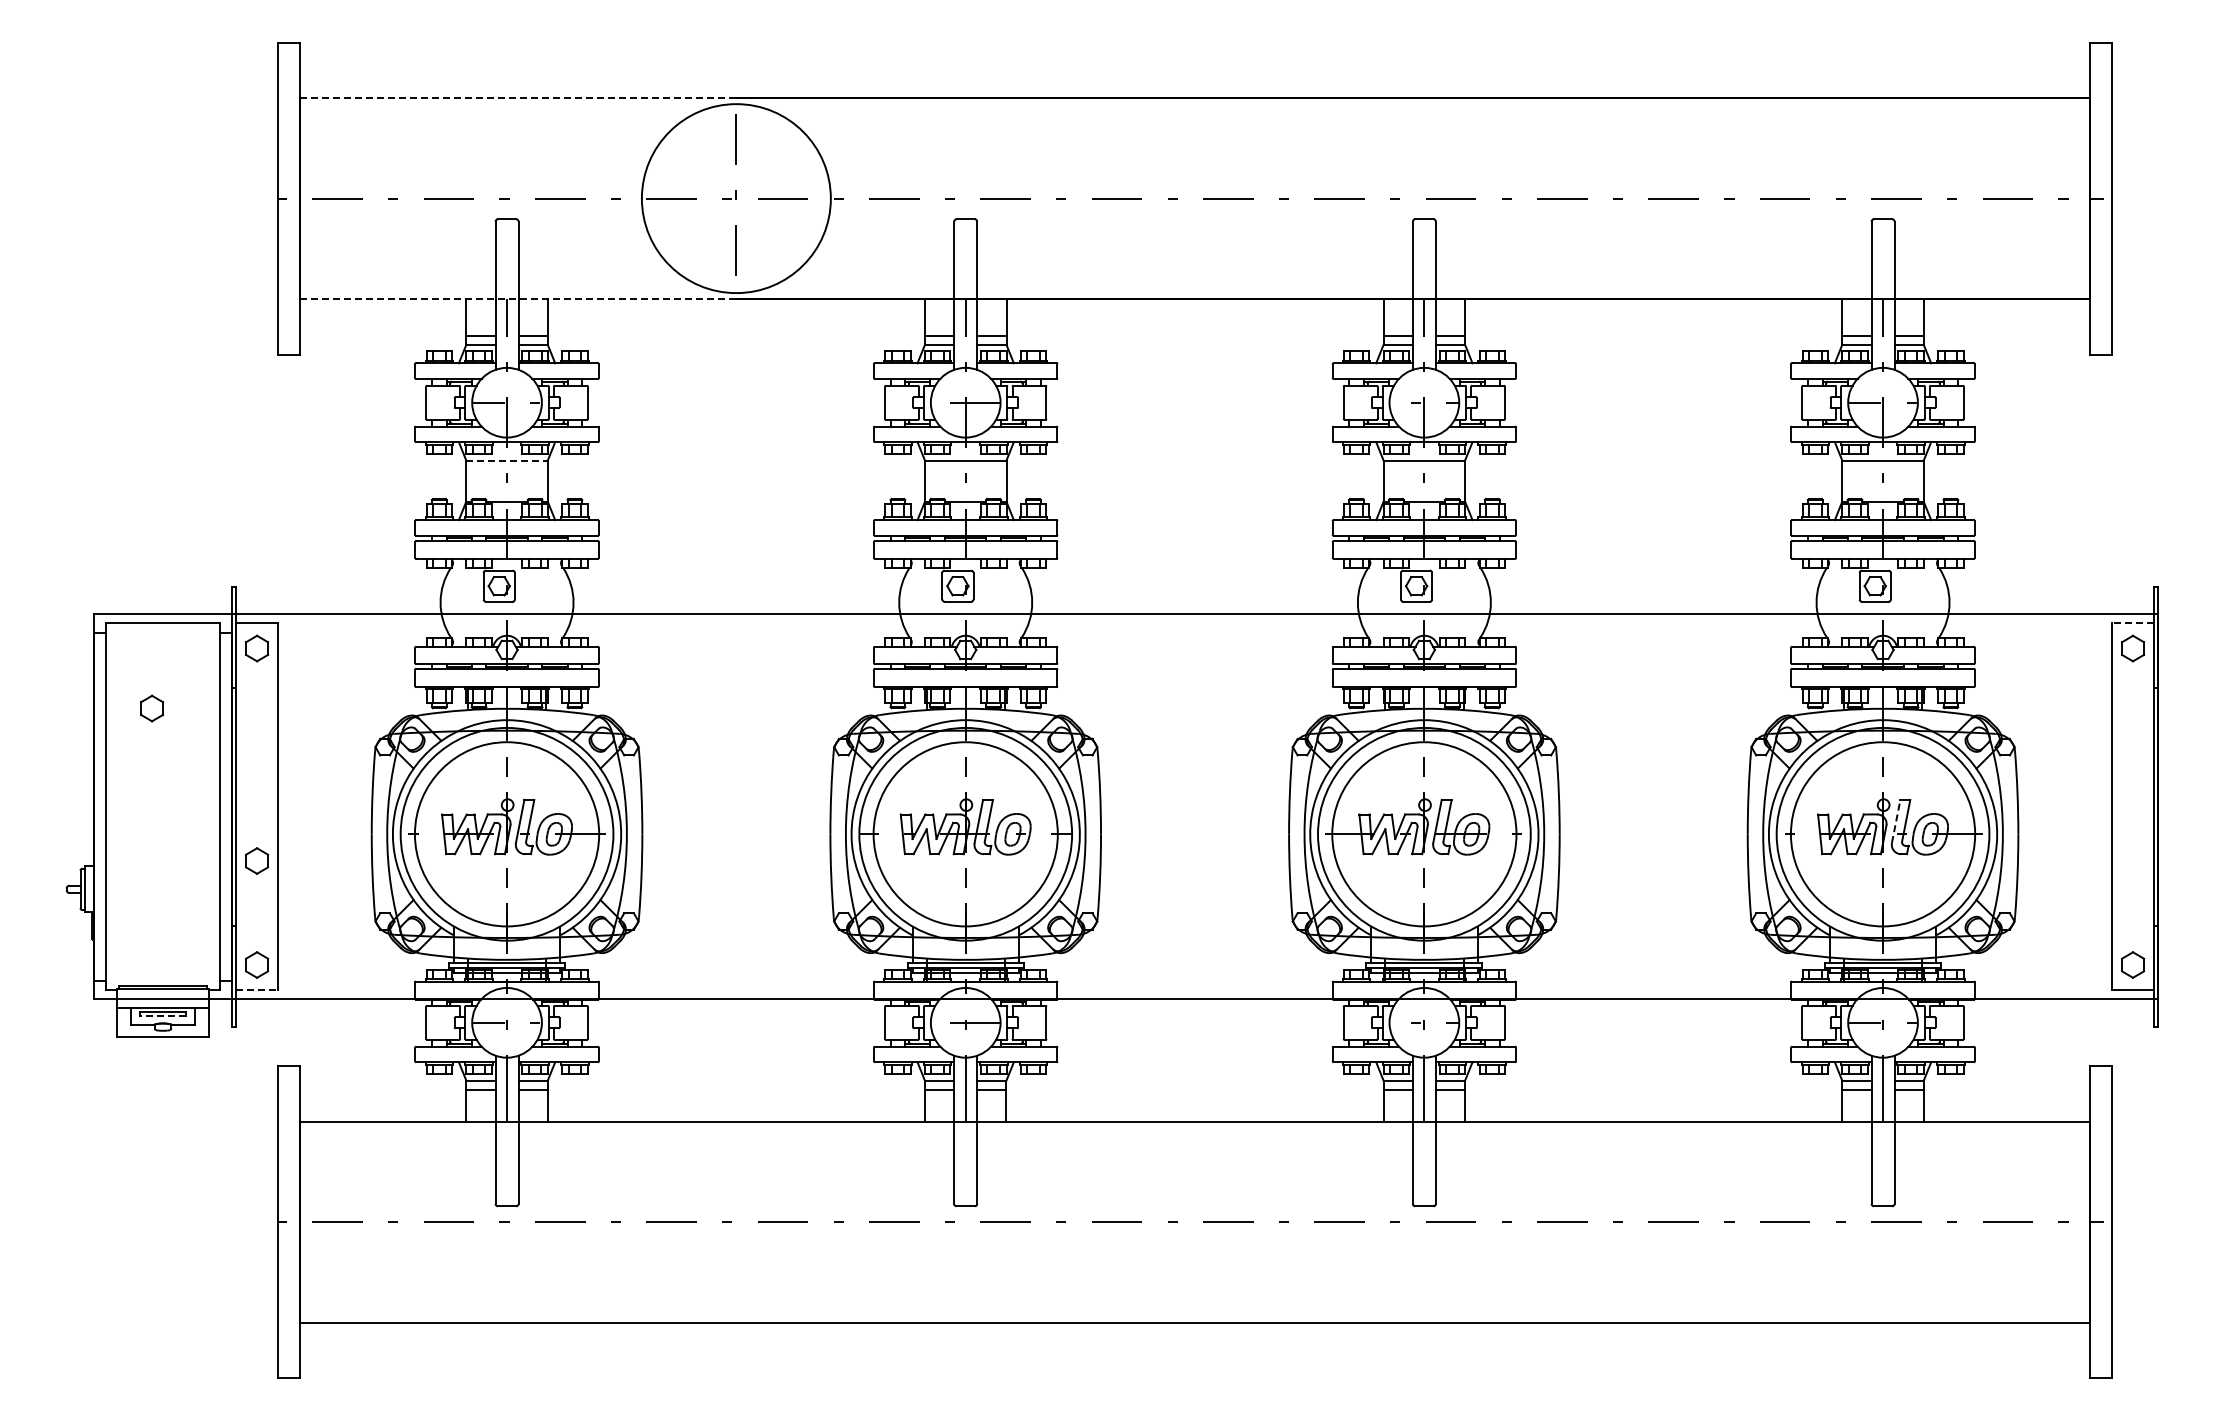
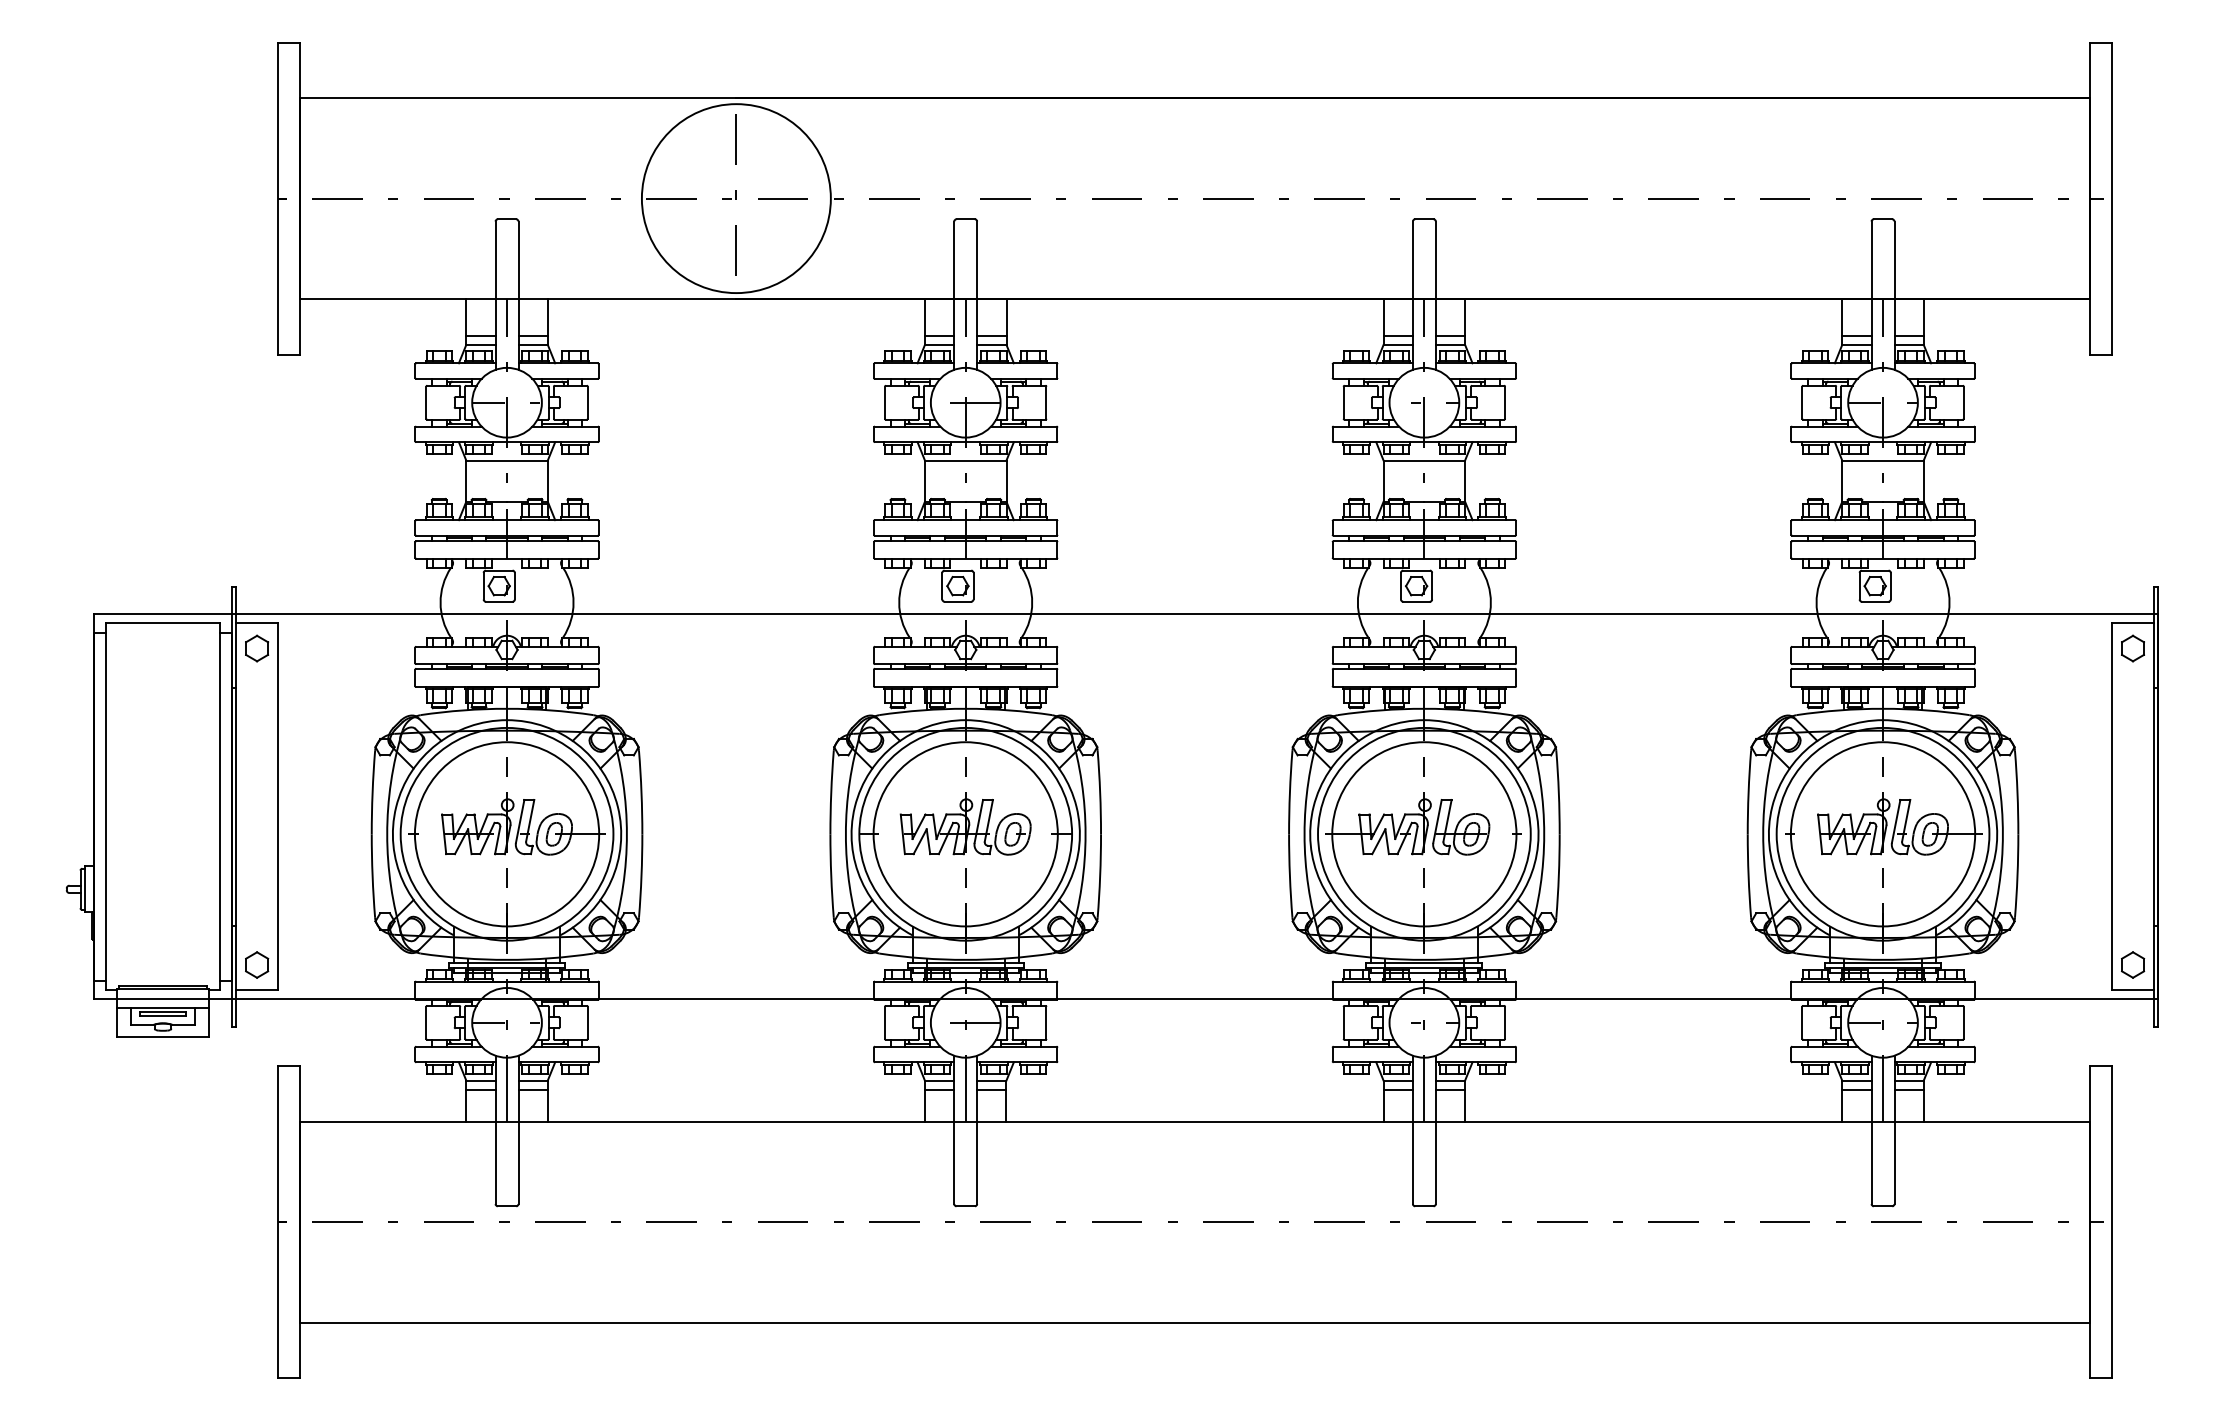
line: dashed -> solid (517, 98)
line: dashed -> solid (517, 299)
line: dashed -> solid (507, 460)
line: dashed -> solid (2133, 623)
part: present -> none (152, 708)
line: dashed -> solid (1896, 821)
part: present -> none (257, 860)
line: dashed -> solid (257, 990)
line: dashed -> solid (163, 1016)
